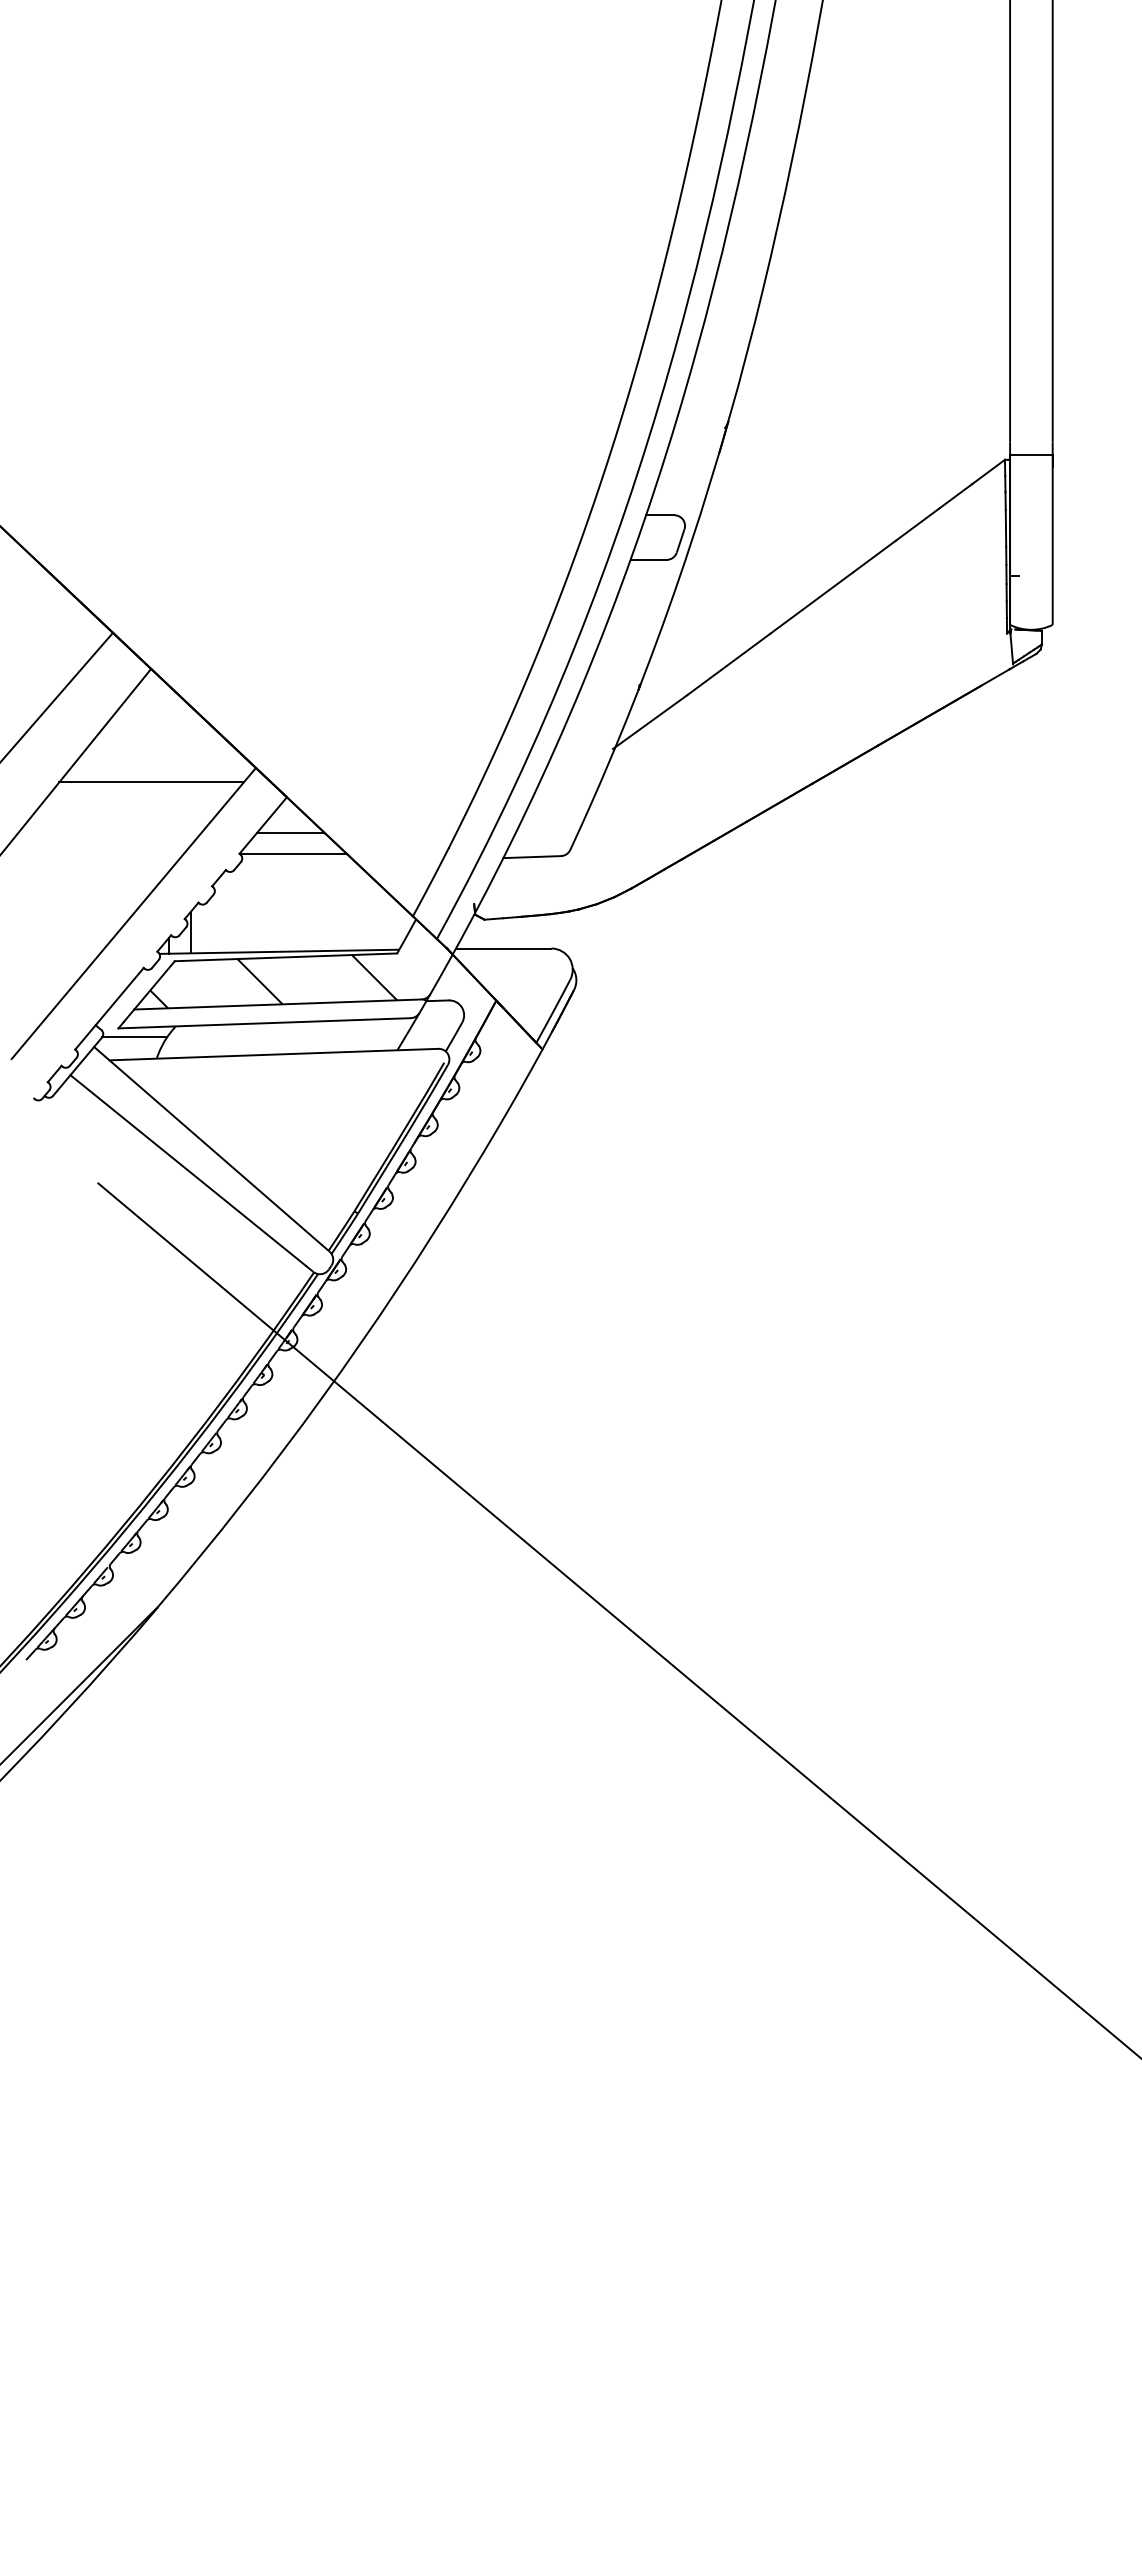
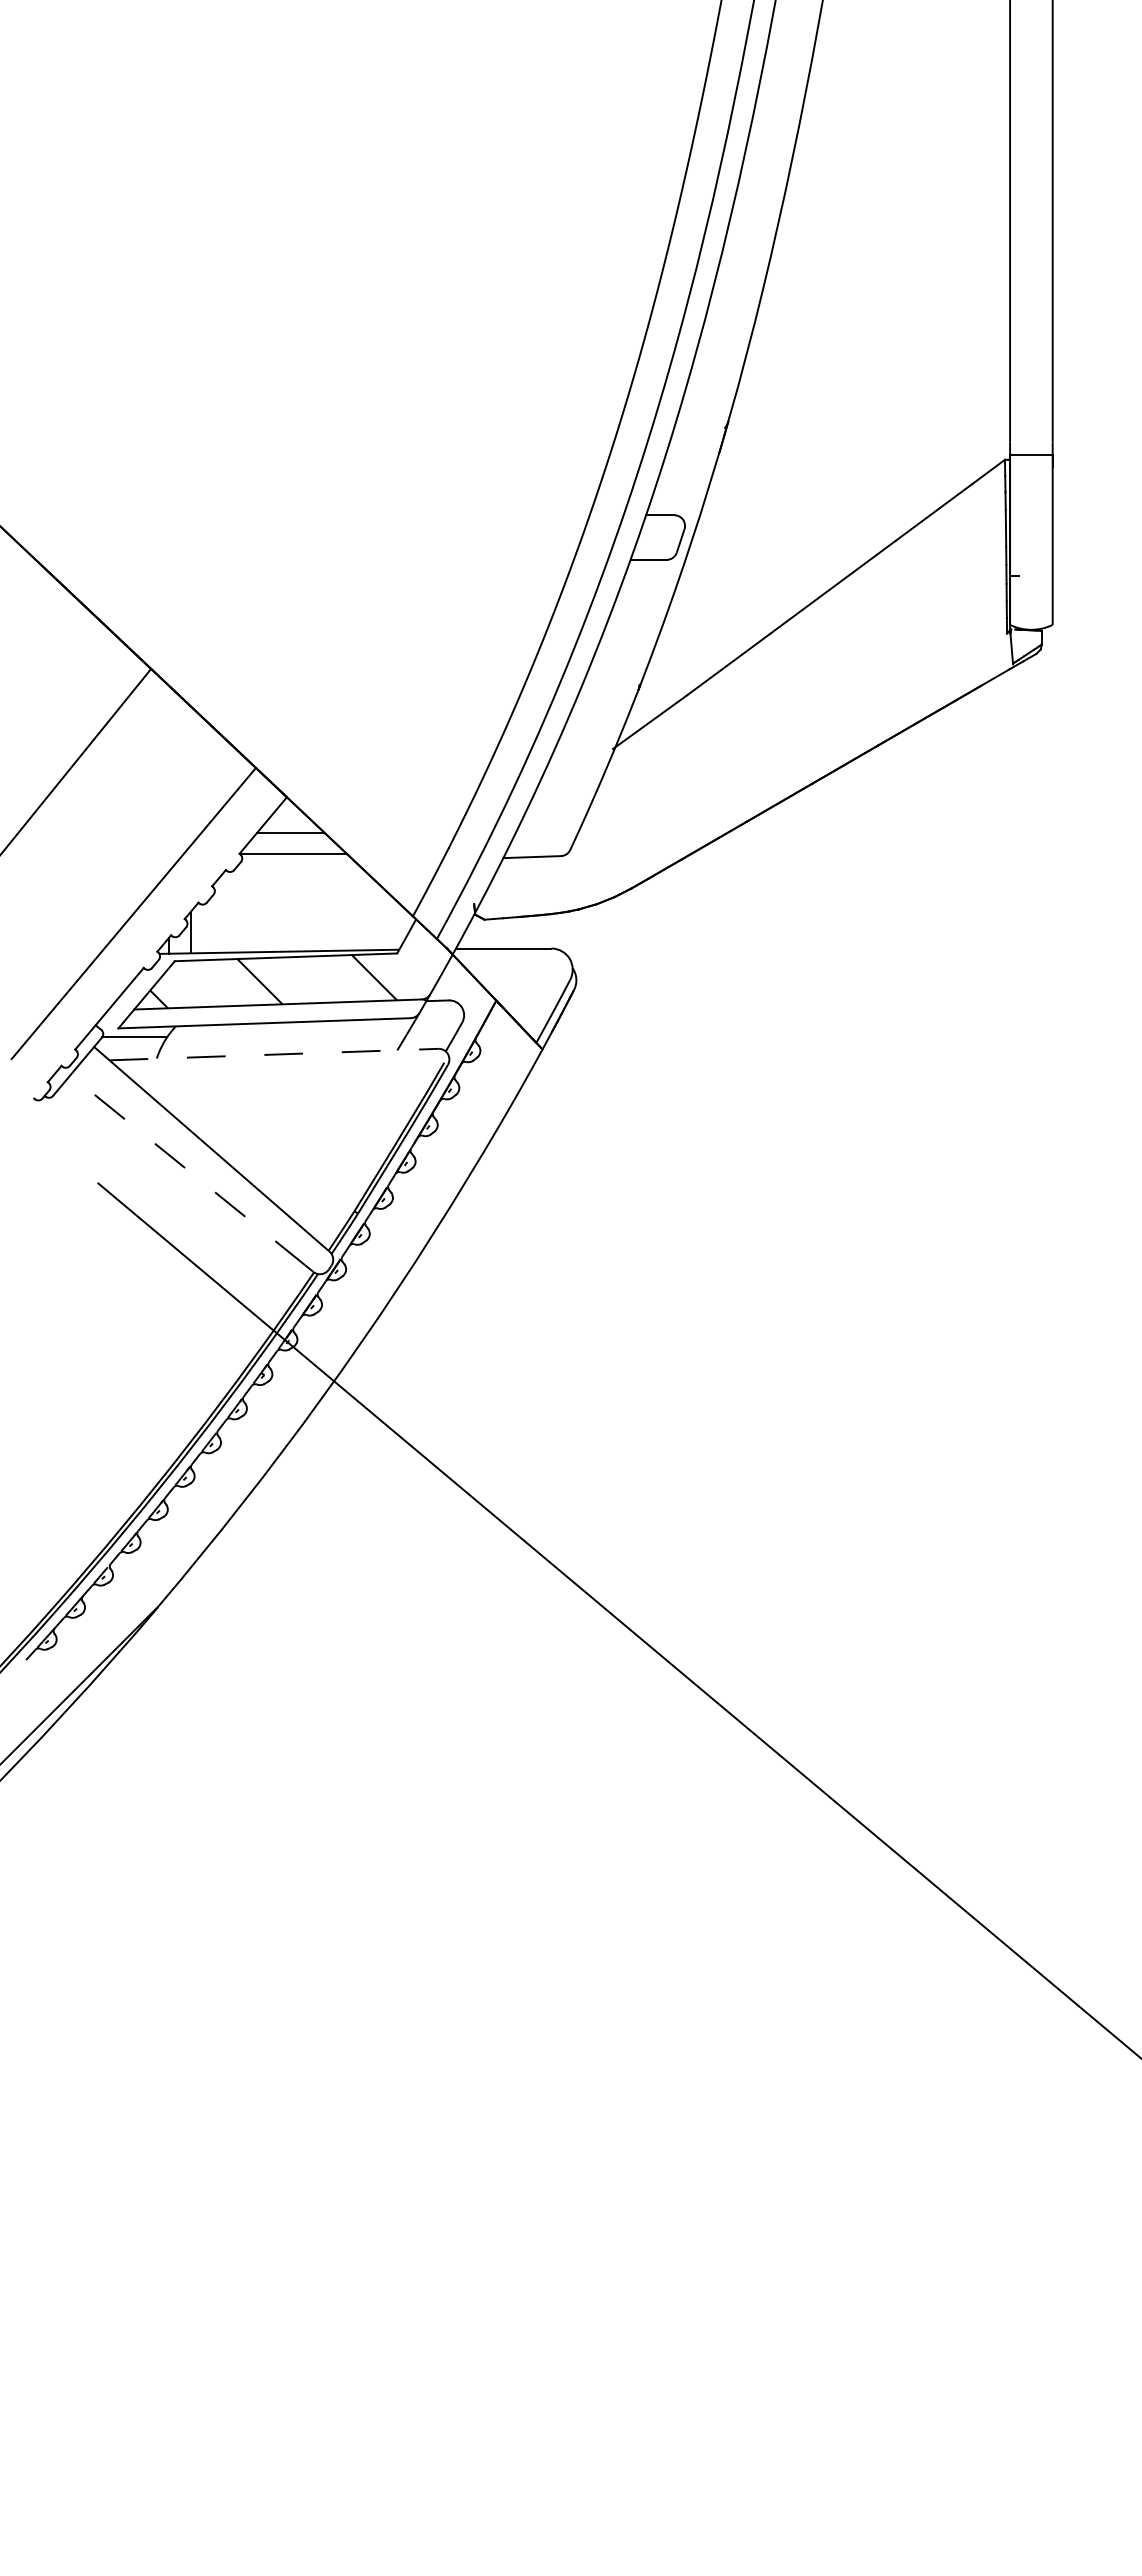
line: present -> none (57, 696)
line: present -> none (151, 782)
line: solid -> dashed (273, 1054)
line: solid -> dashed (187, 1170)
